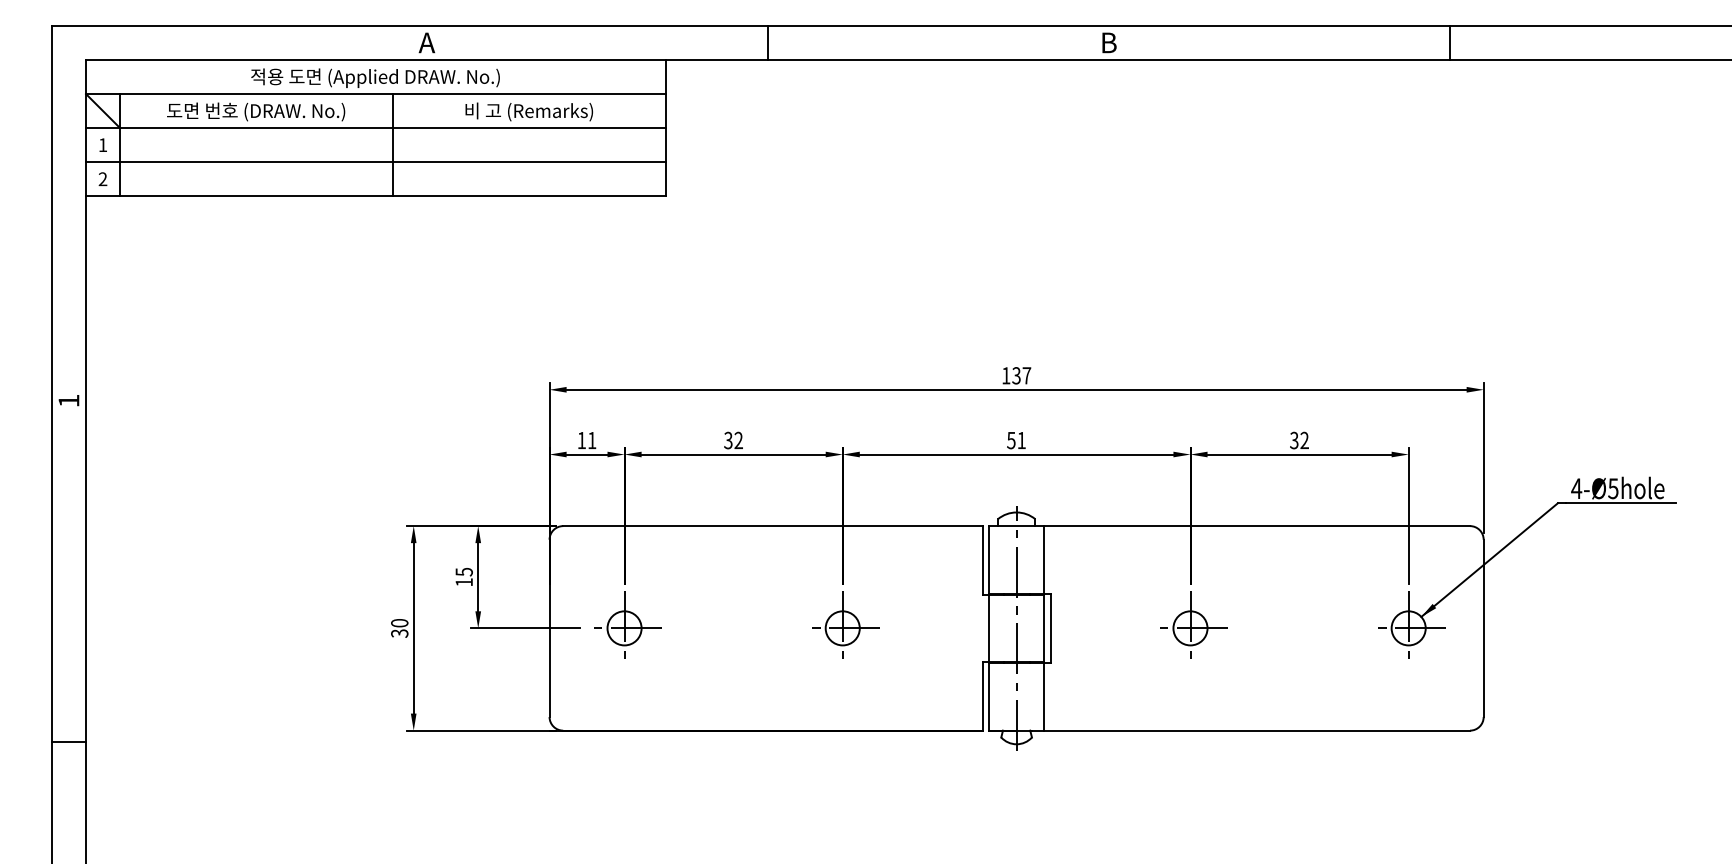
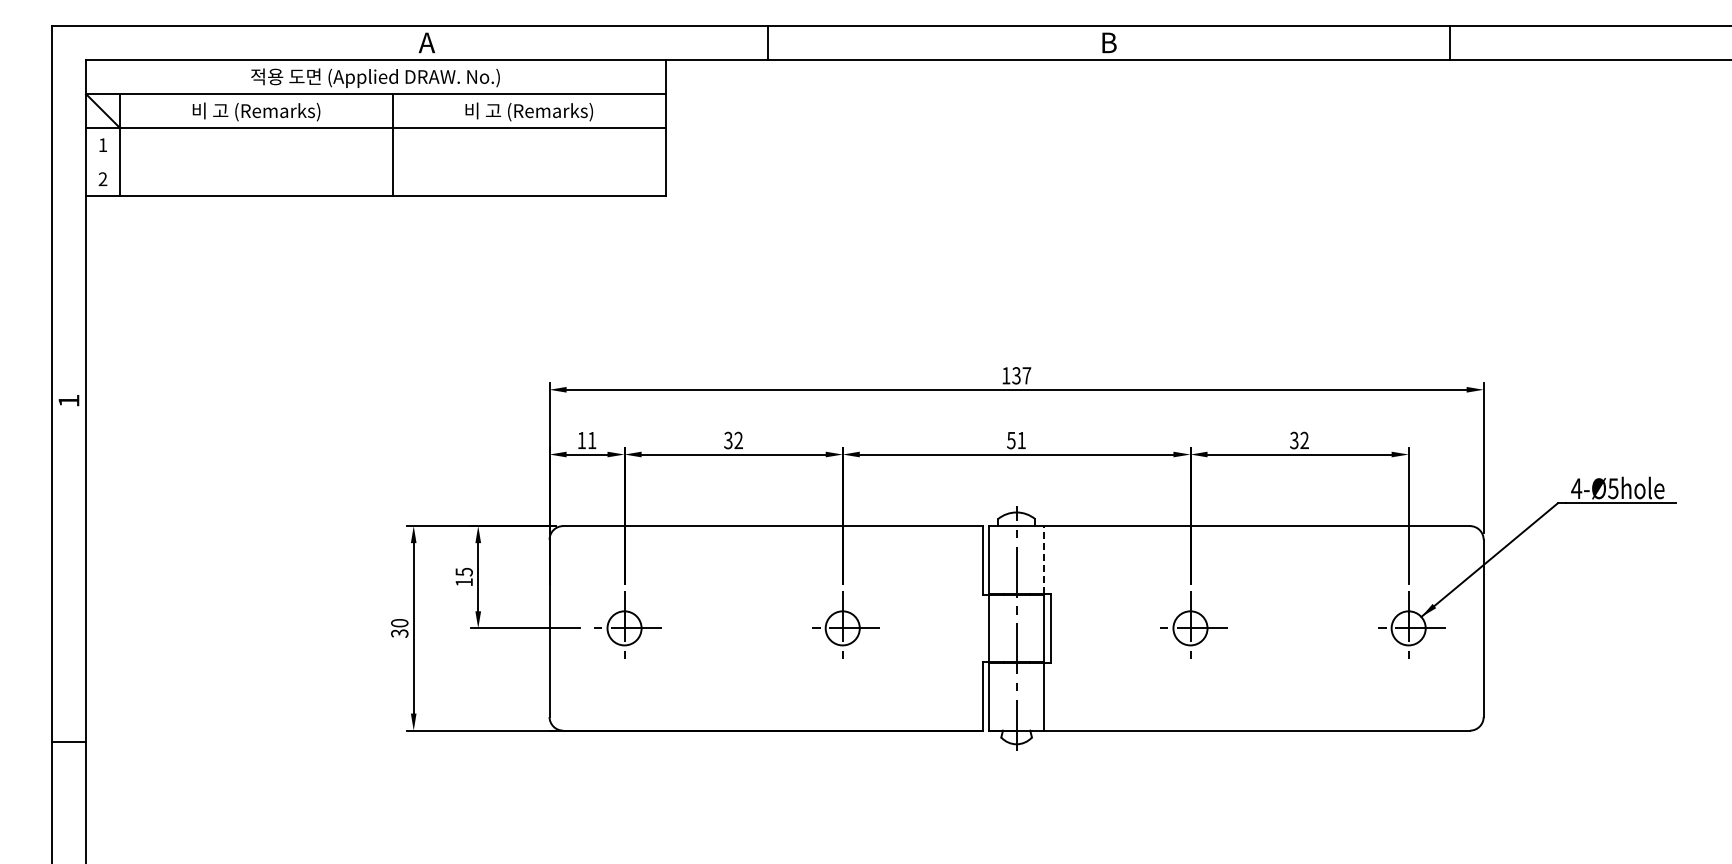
text: 도면 번호 (DRAW. No.) -> 비 고 (Remarks) (256, 111)
line: present -> none (375, 162)
line: solid -> dashed (1043, 559)
